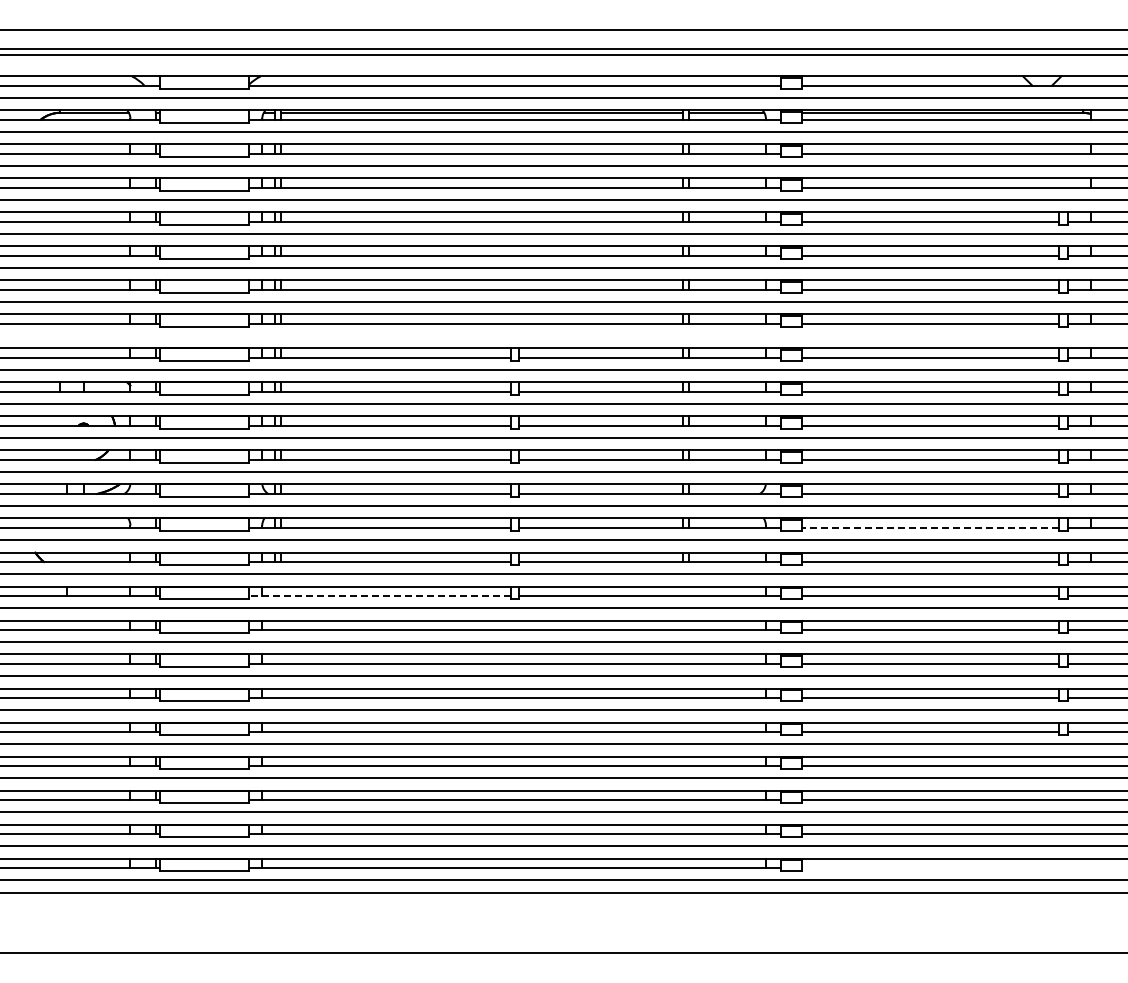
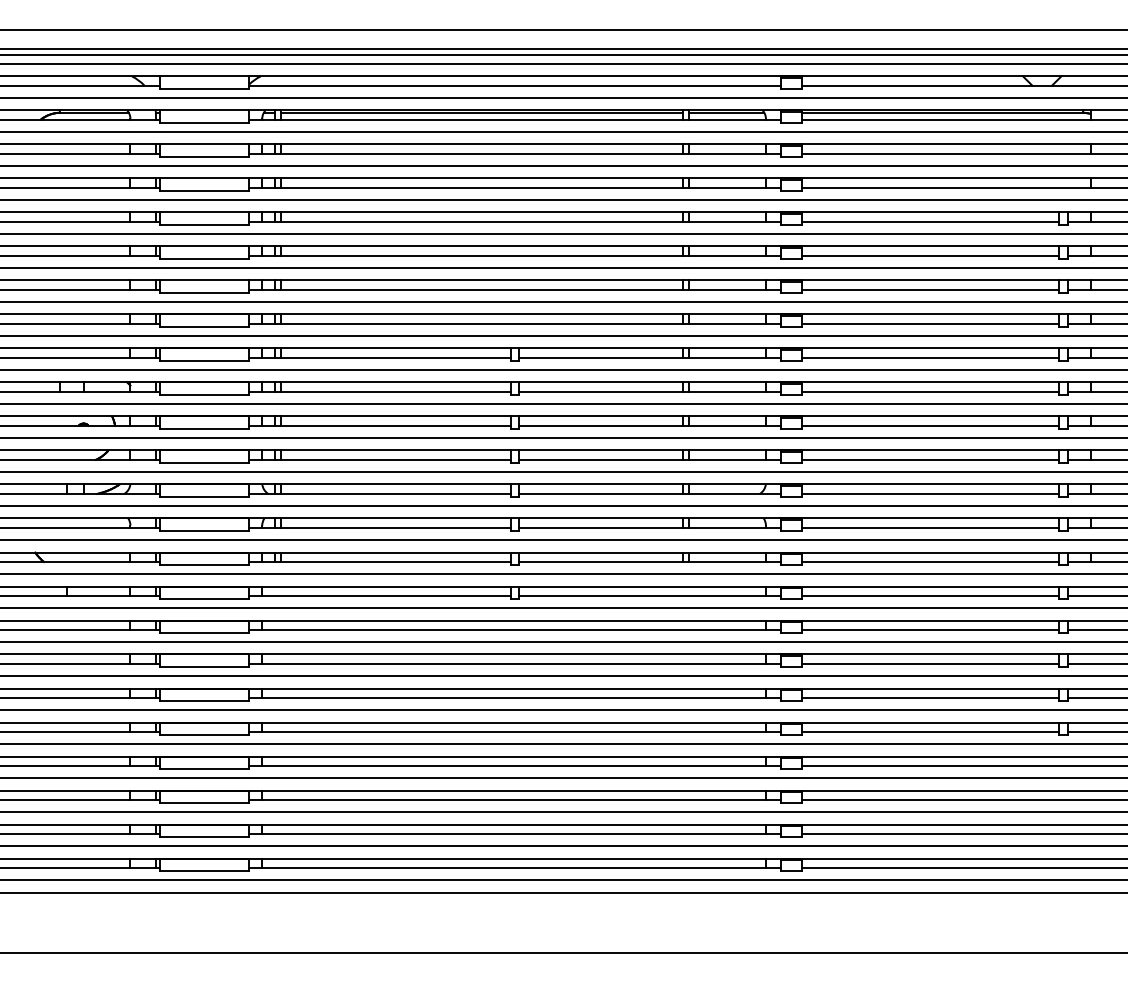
line: none -> present (563, 63)
line: none -> present (563, 335)
line: dashed -> solid (930, 527)
line: dashed -> solid (380, 595)
line: none -> present (963, 867)
